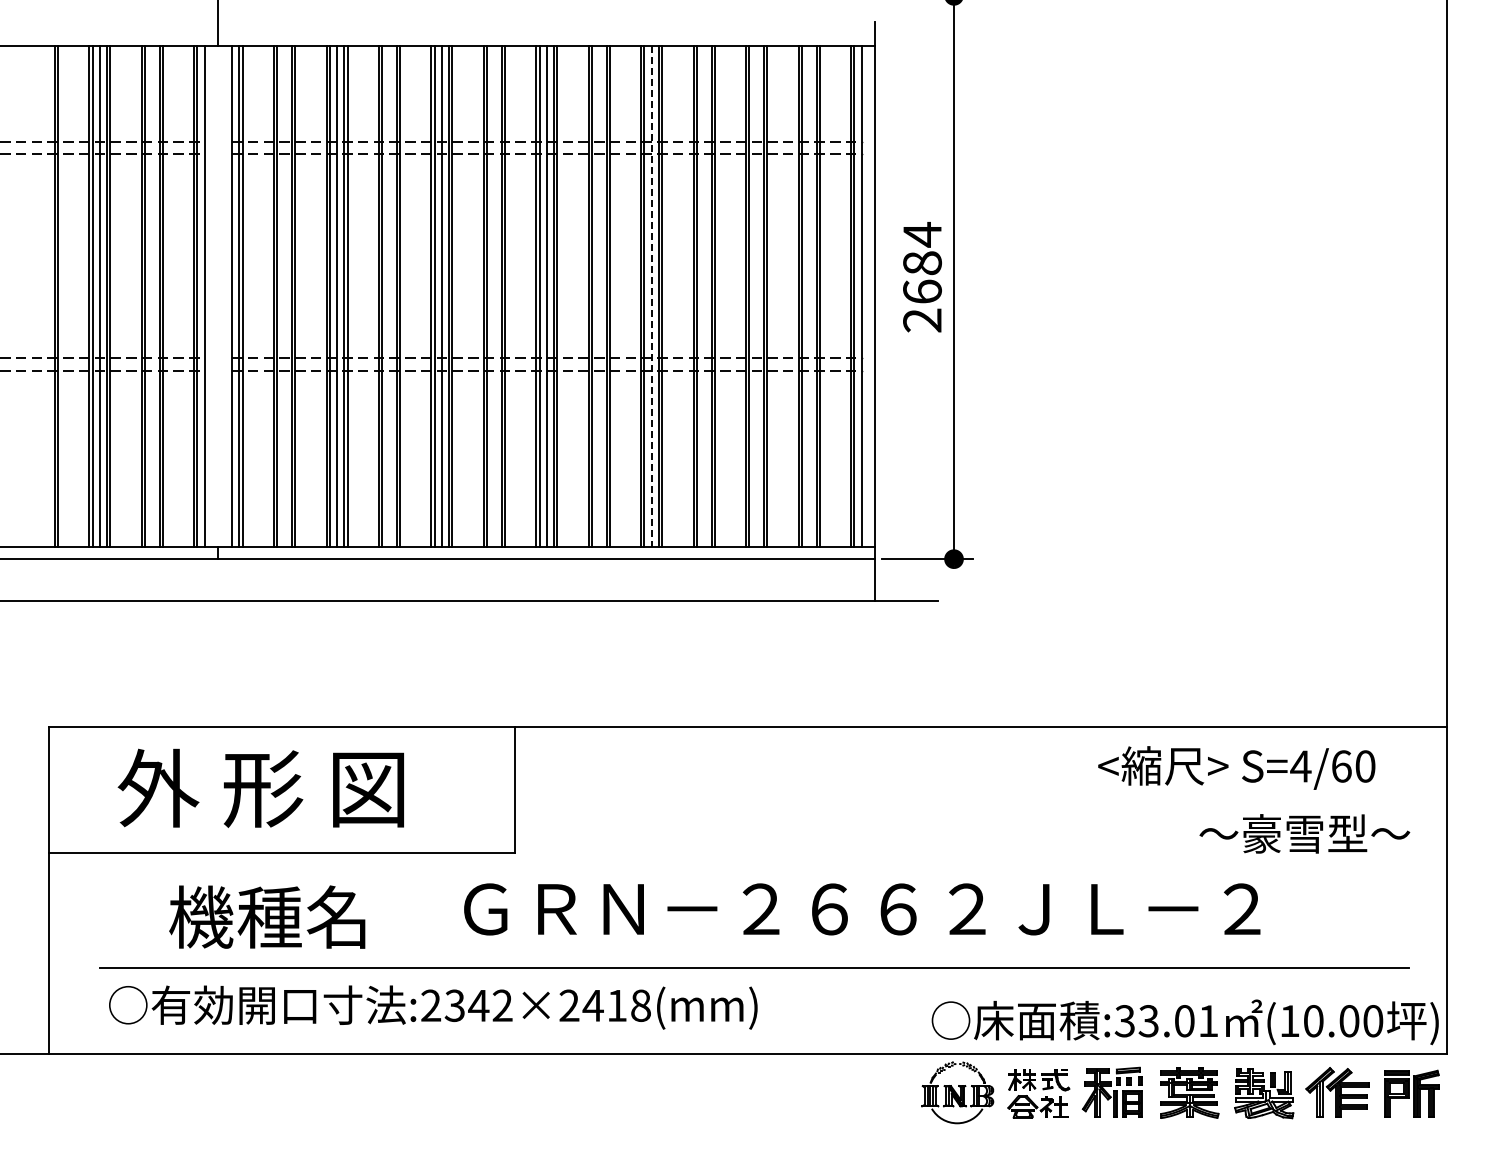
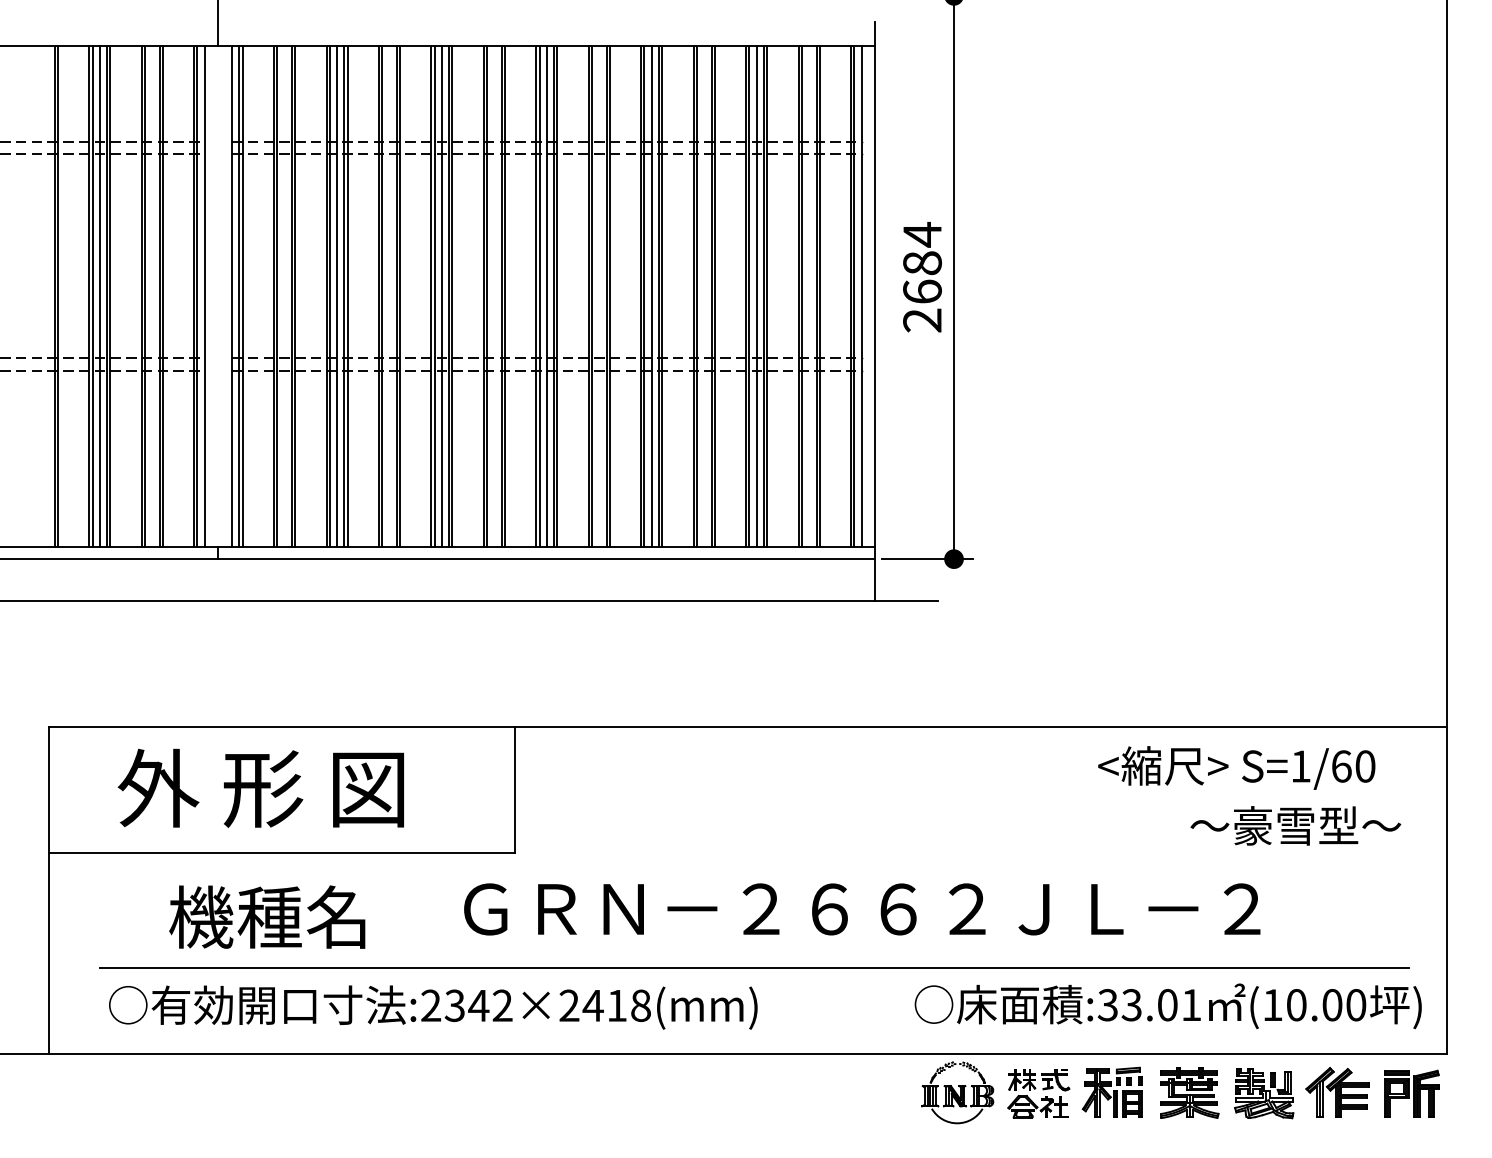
line: dashed -> solid (651, 296)
line: none -> present (756, 296)
text: S=4/60 -> S=1/60 (1300, 766)
text position: (1304, 833) -> (1295, 825) (1295, 825)
text position: (1184, 1022) -> (1167, 1006) (1167, 1006)
